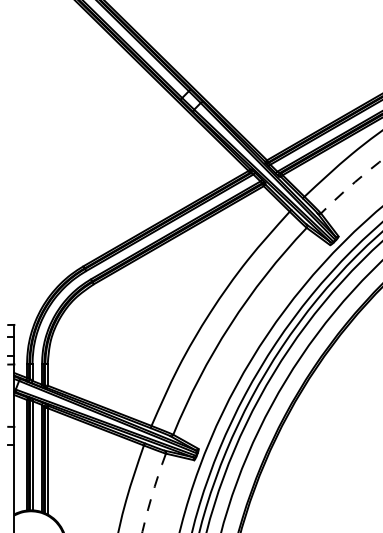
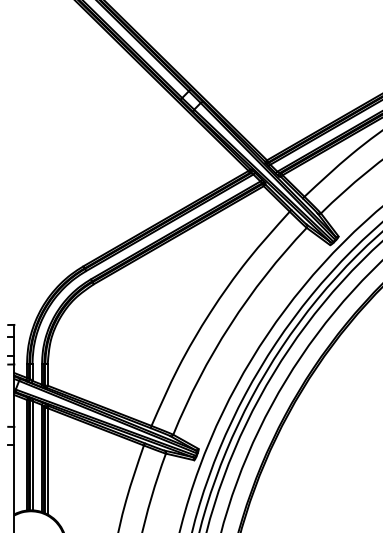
arc: dashed -> solid (350, 185)
arc: dashed -> solid (152, 493)
